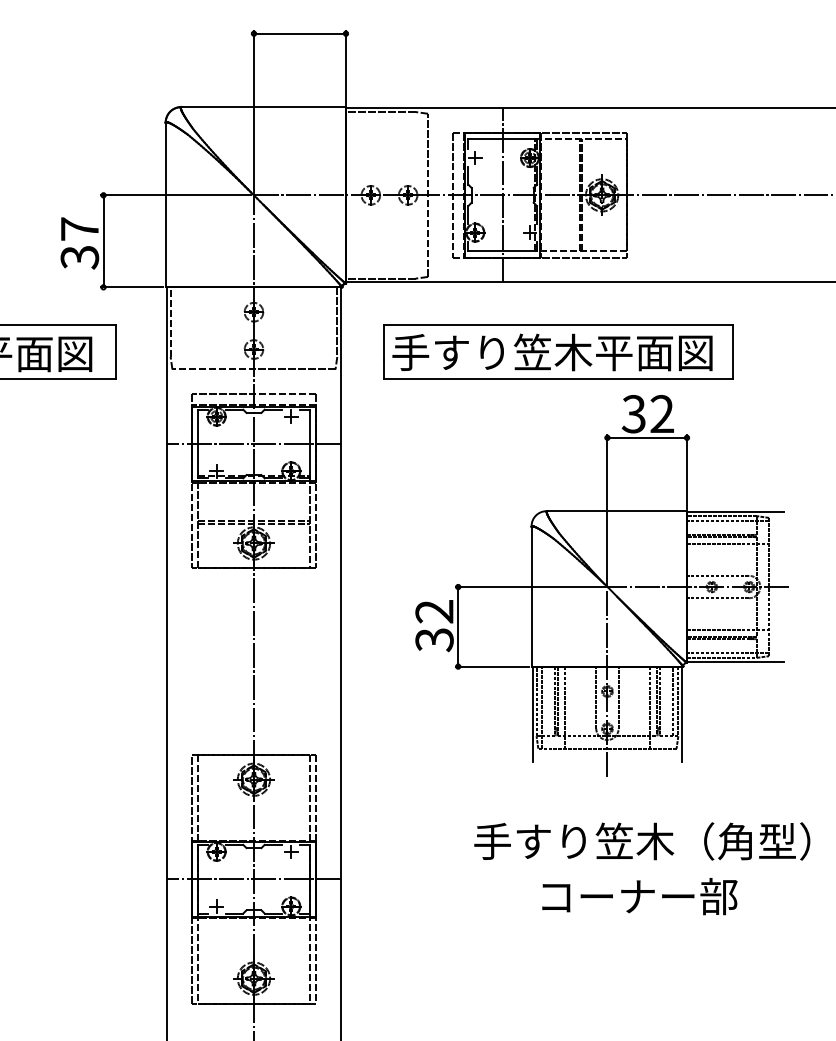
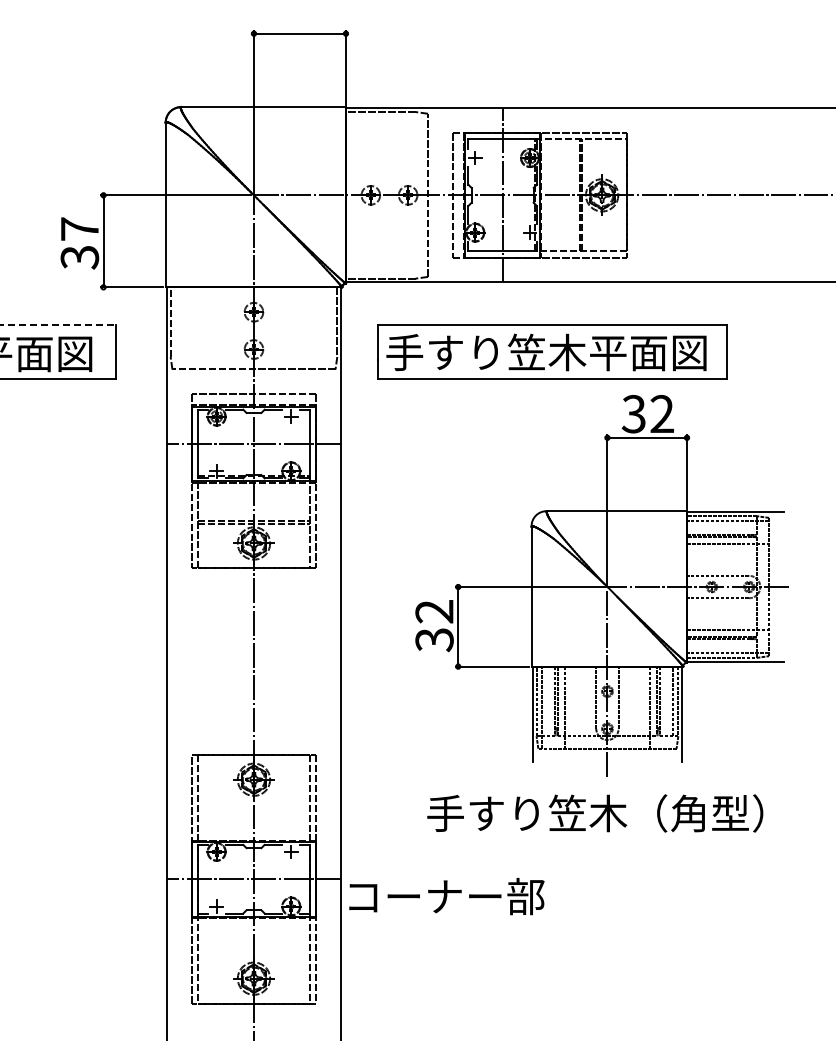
line: solid -> dashed (58, 325)
part position: (558, 351) -> (552, 351) (552, 351)
text position: (642, 841) -> (595, 813) (595, 813)
text position: (639, 896) -> (446, 896) (446, 896)
